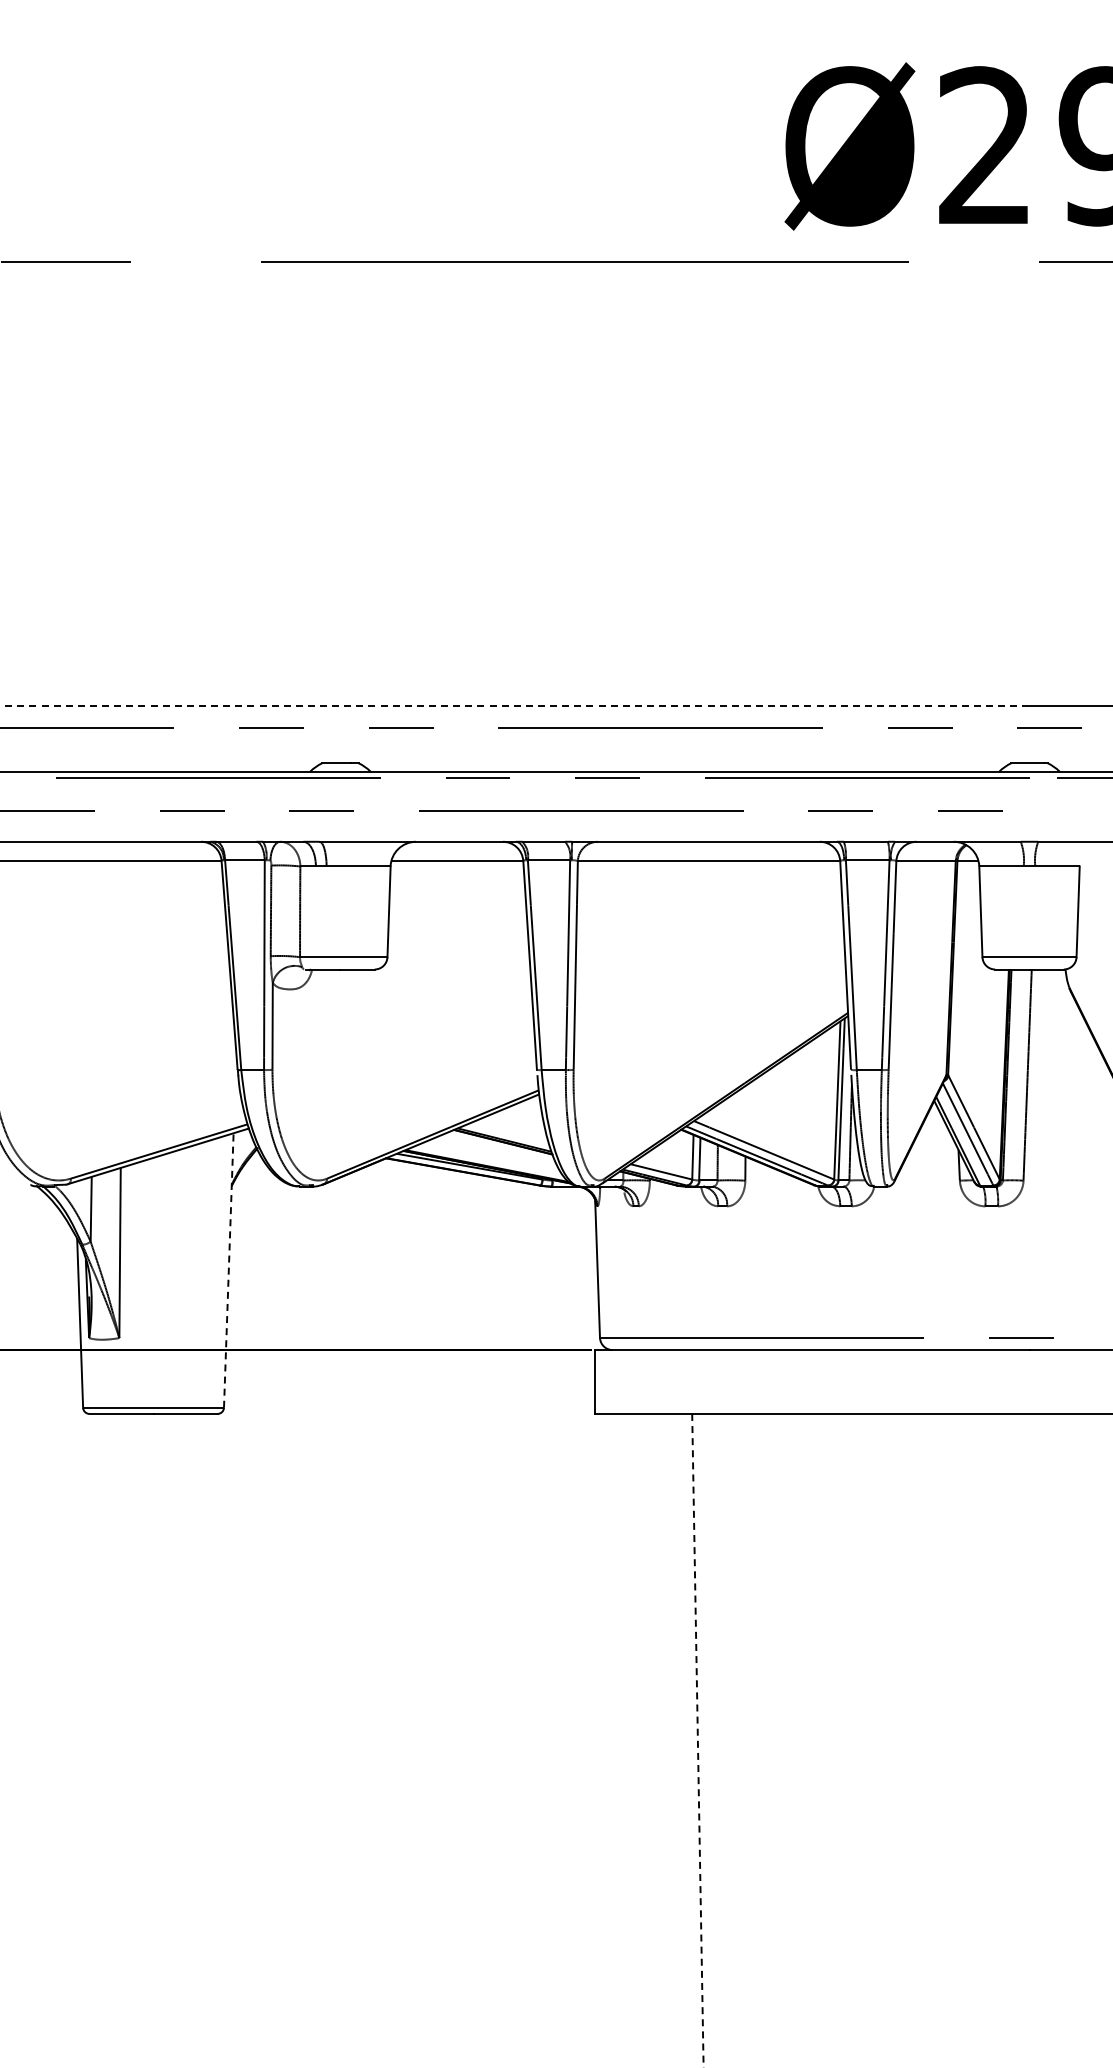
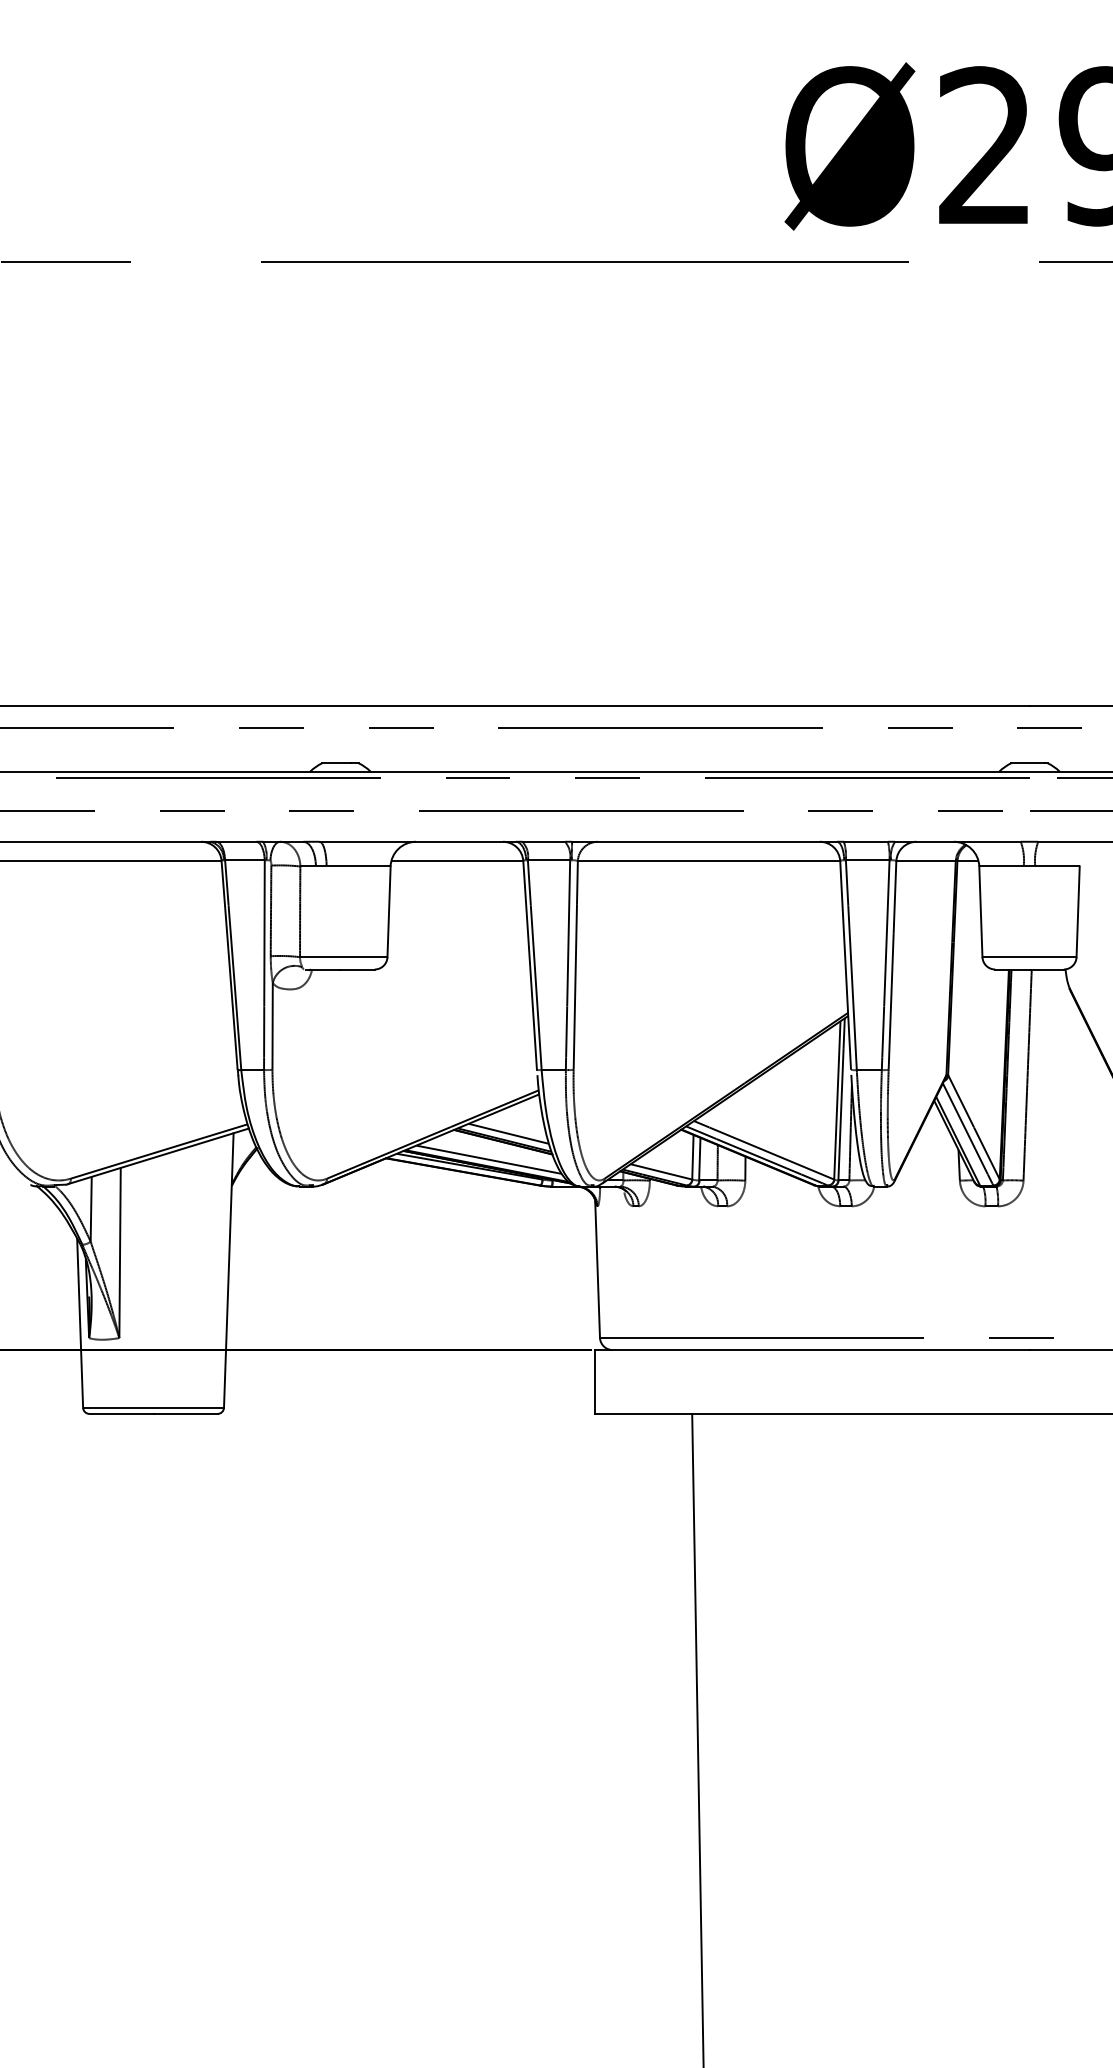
line: dashed -> solid (515, 706)
line: none -> present (1069, 810)
line: none -> present (508, 1133)
line: none -> present (489, 1159)
line: dashed -> solid (228, 1270)
line: dashed -> solid (697, 1740)
